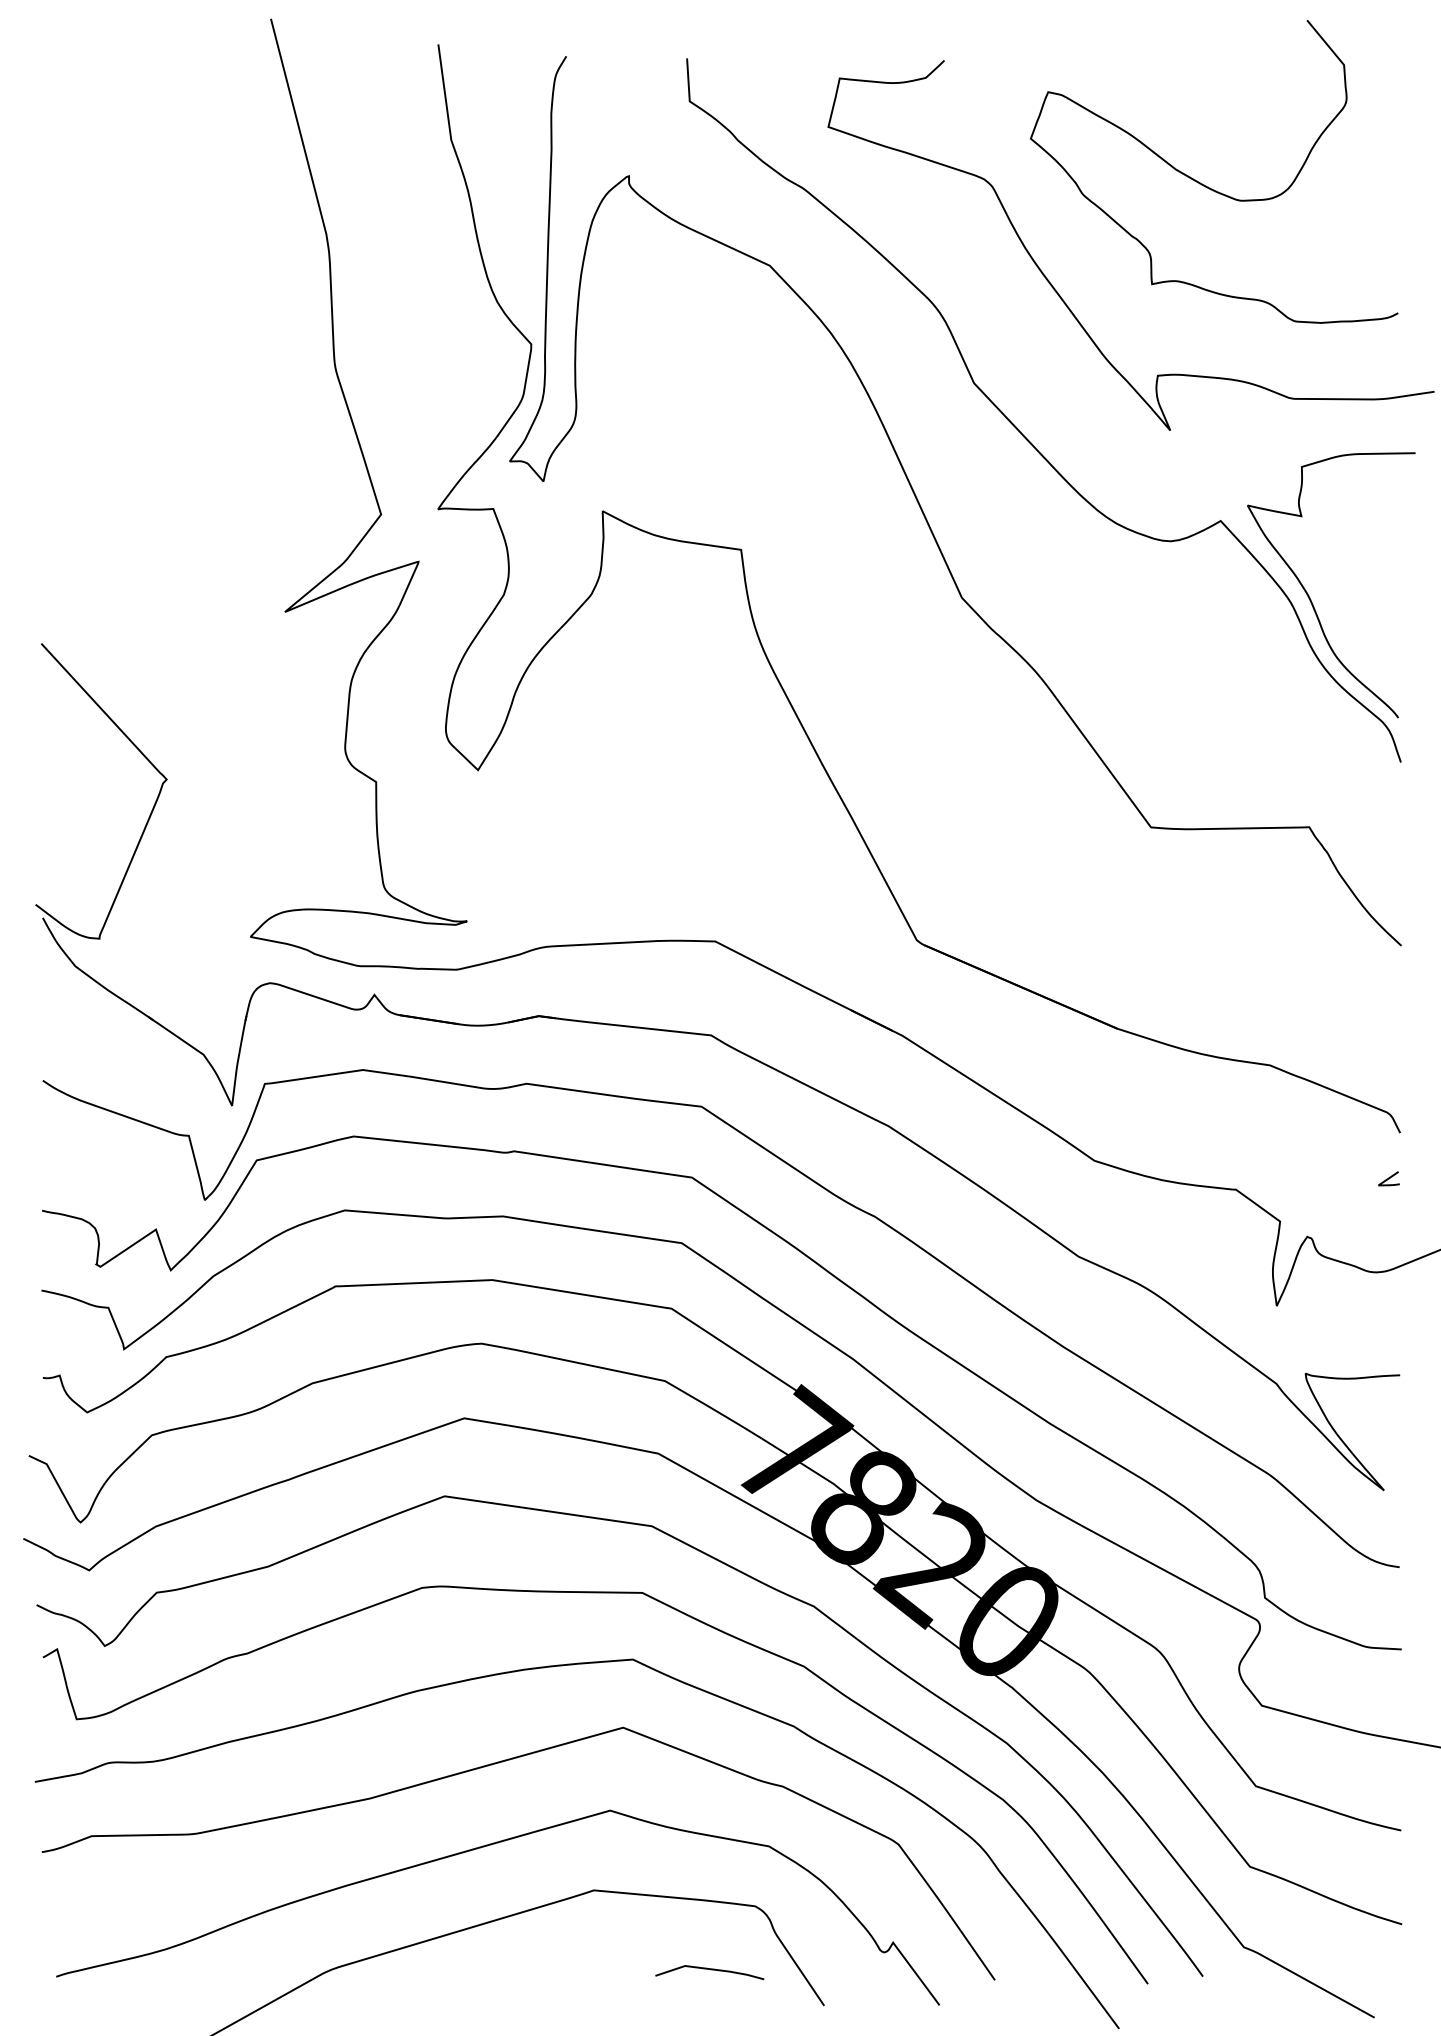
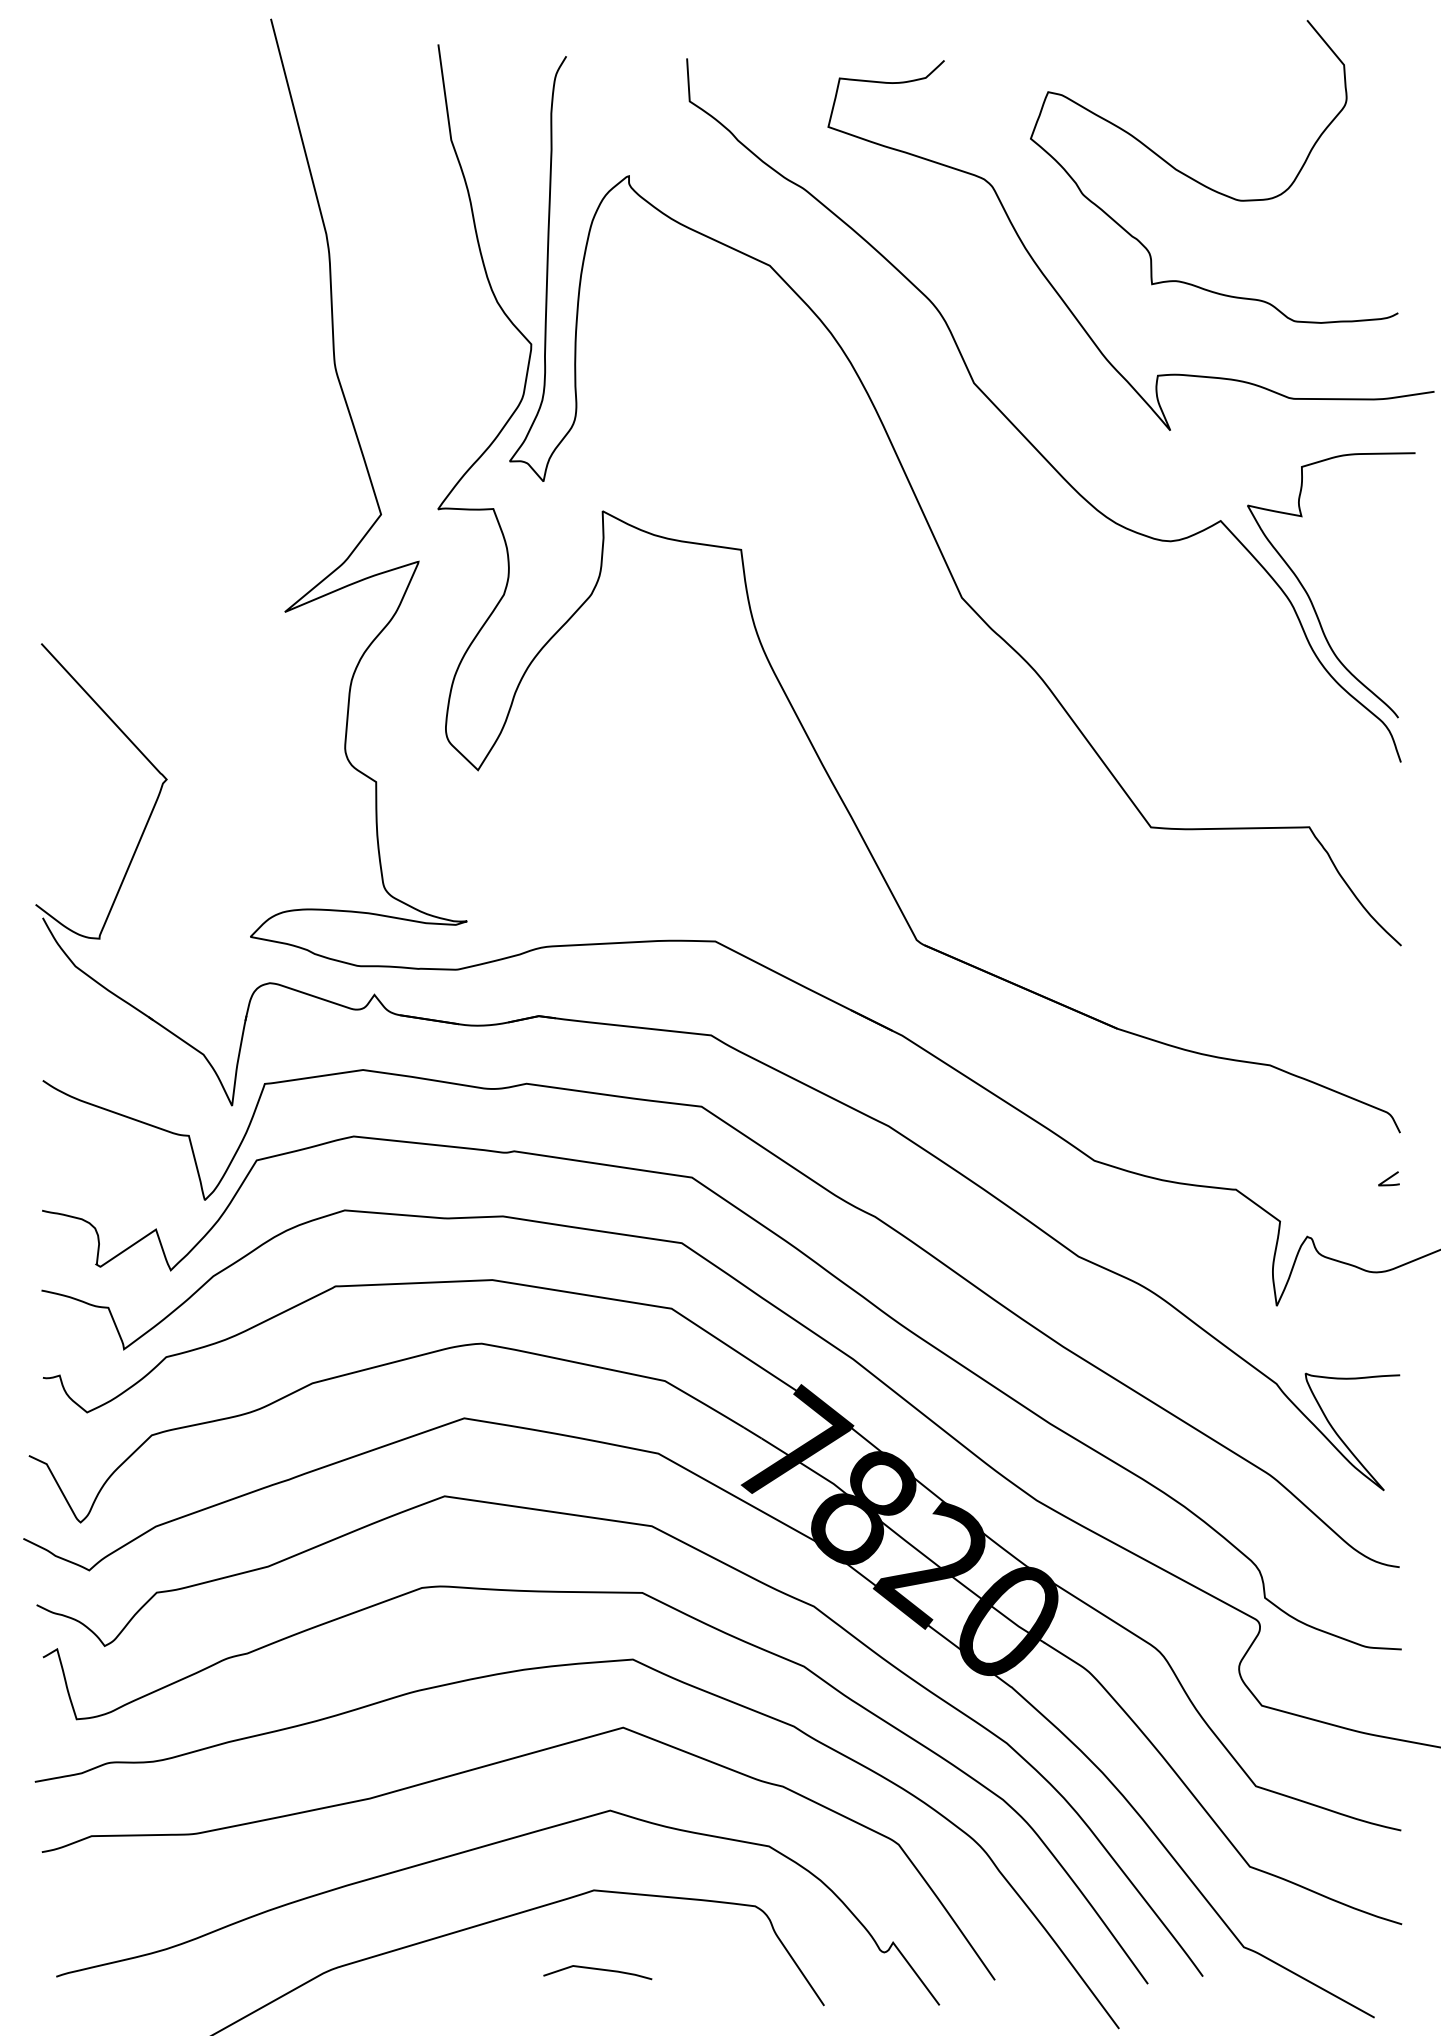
line position: (710, 1970) -> (598, 1970) (598, 1970)
